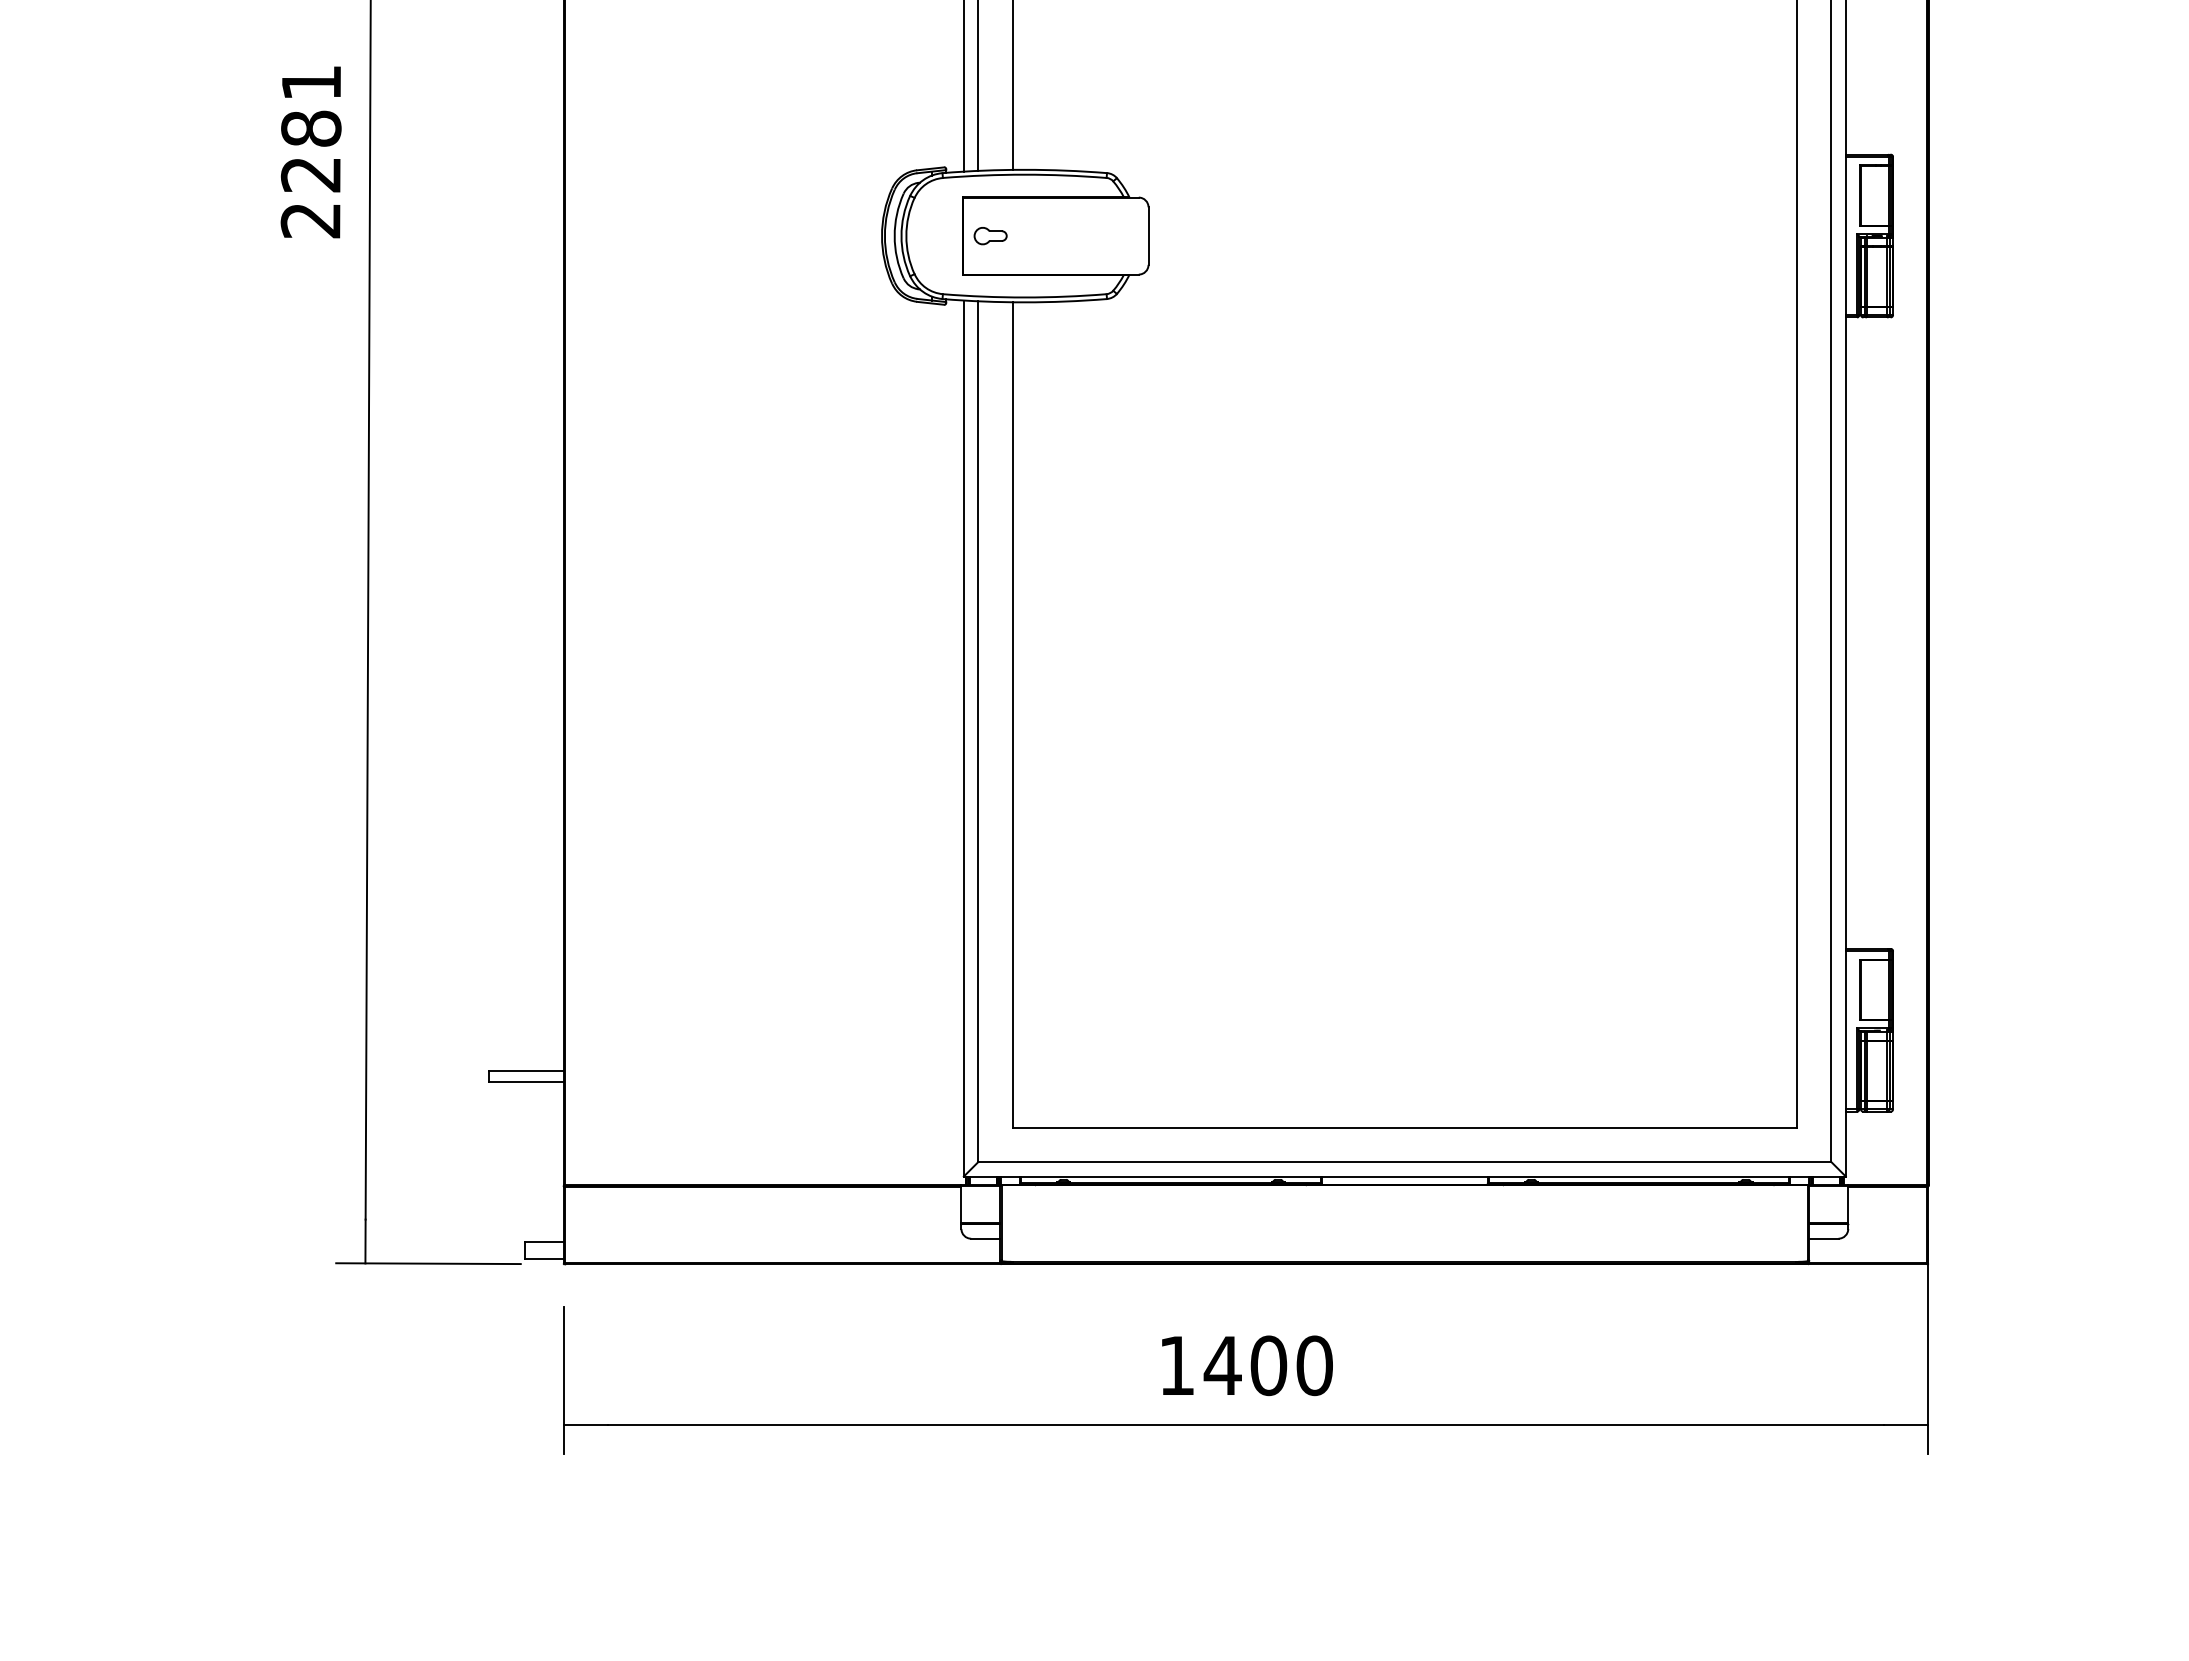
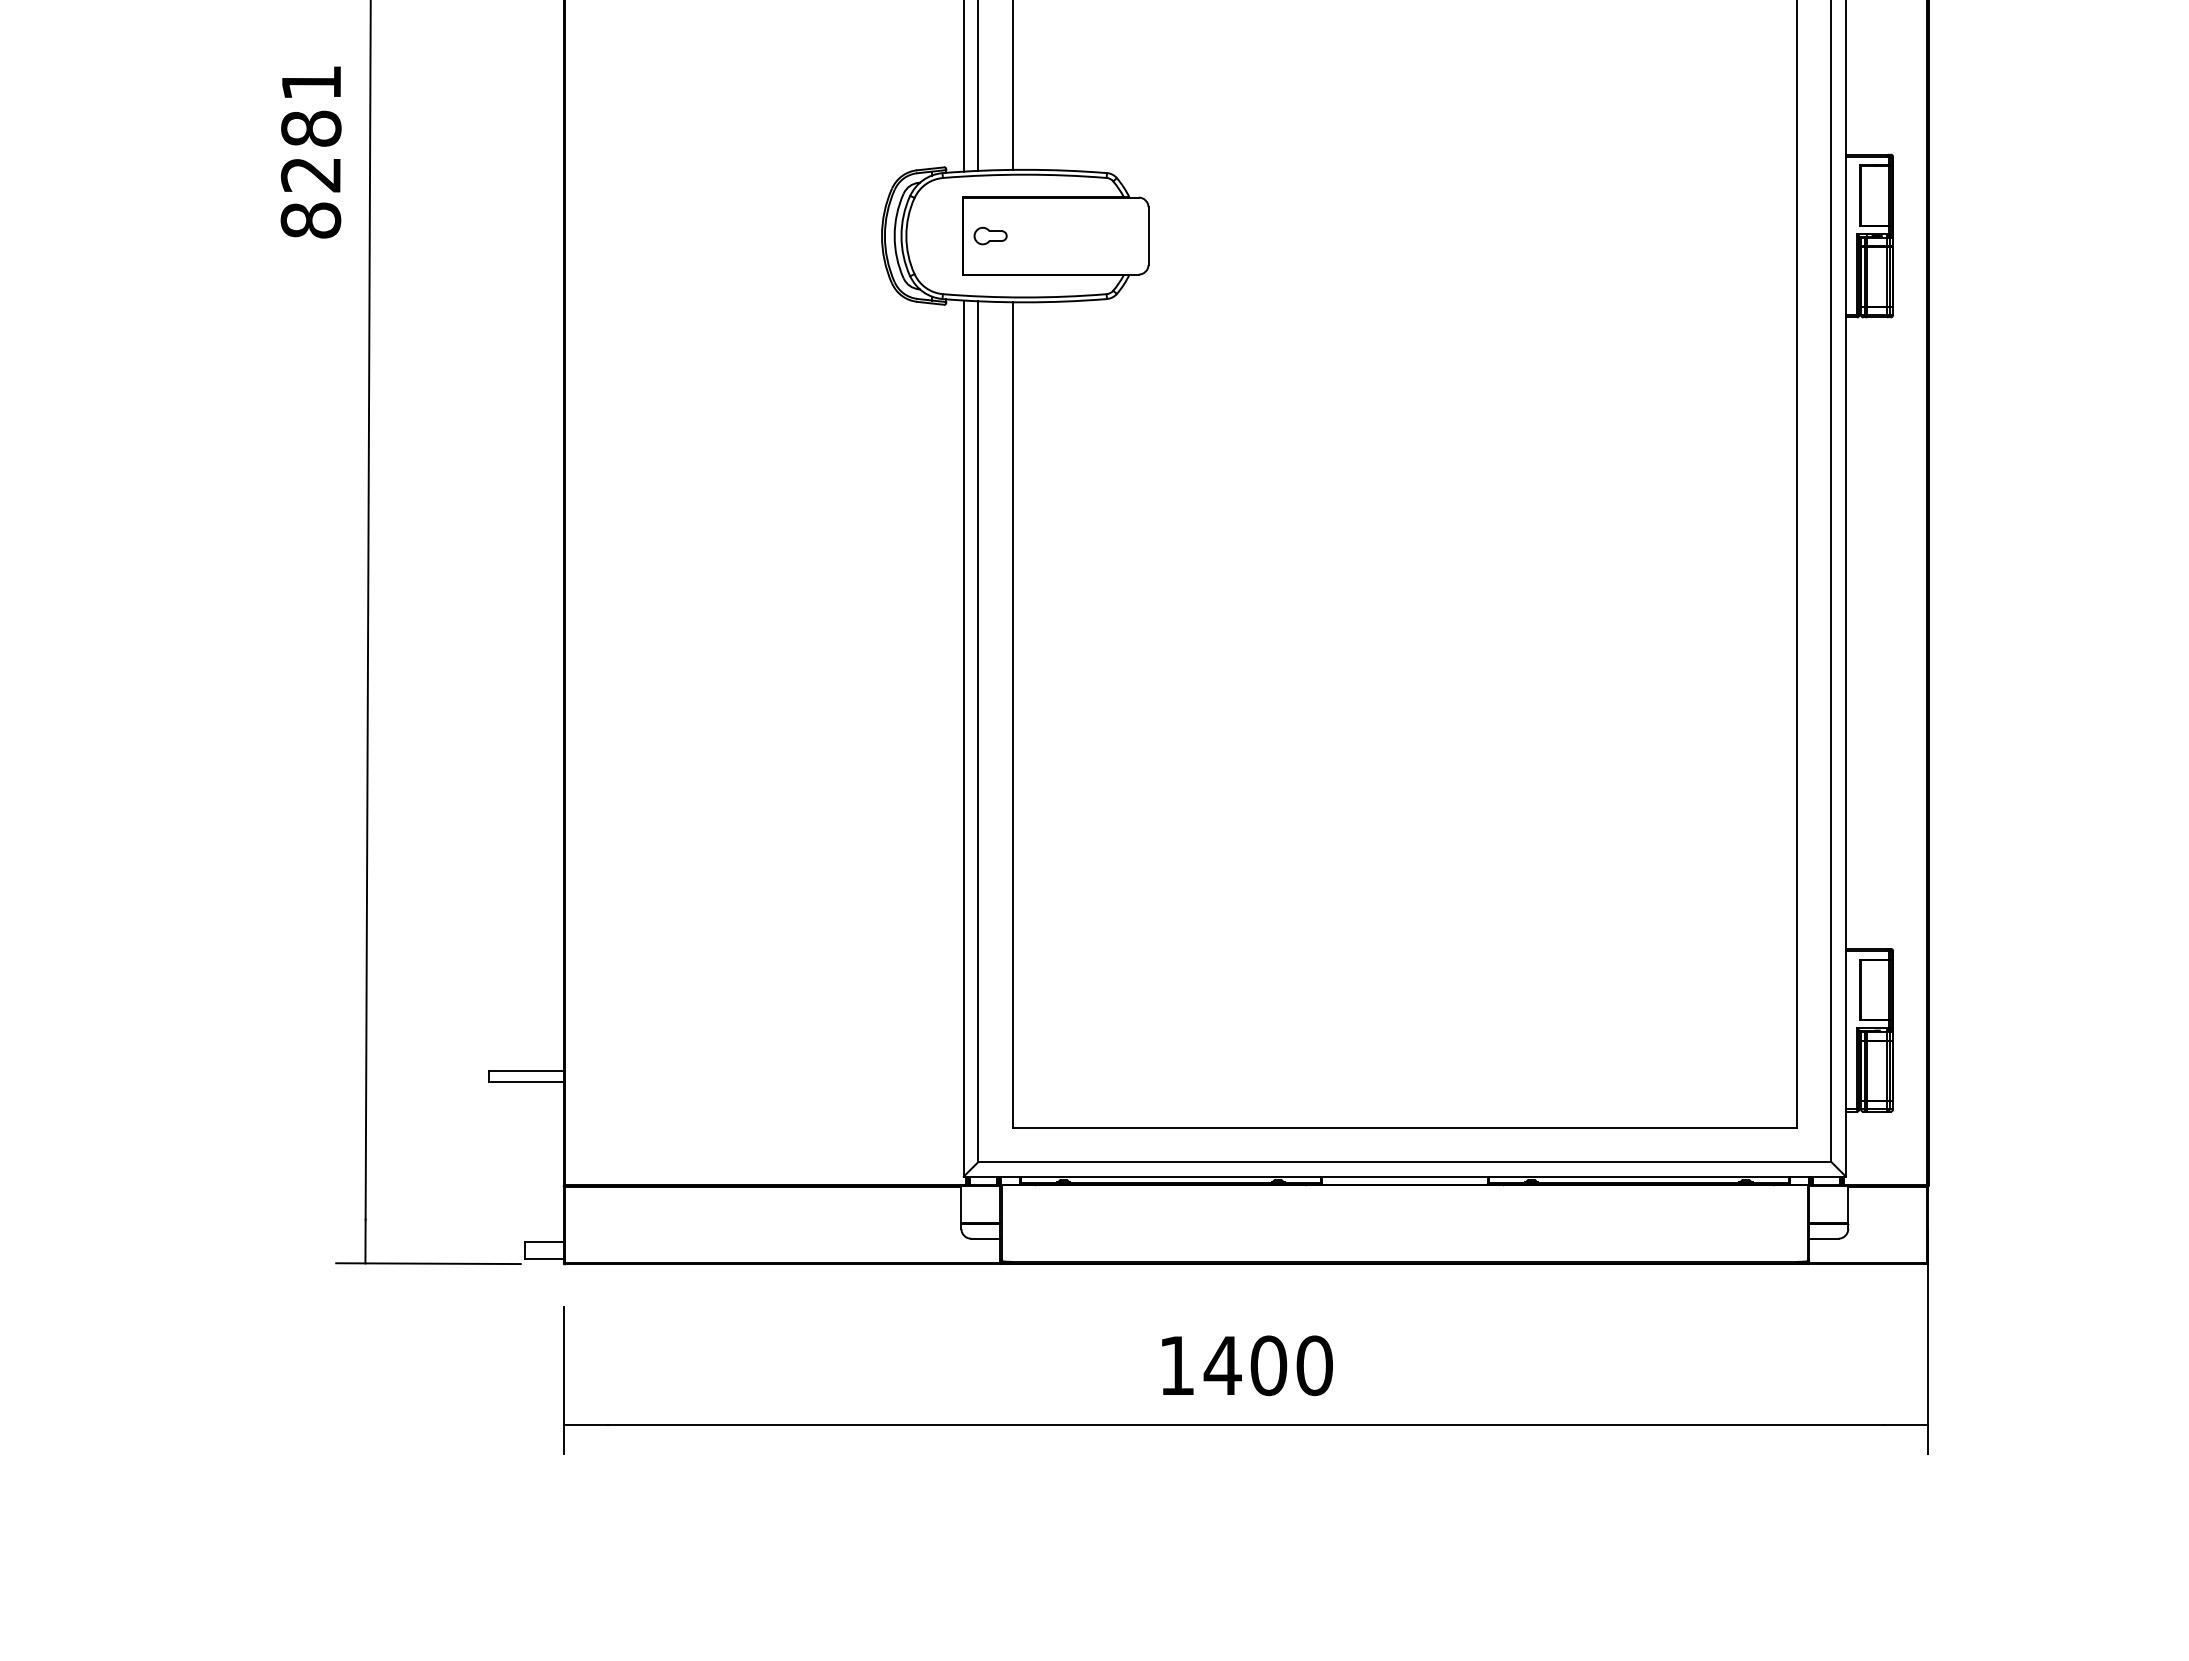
text: 2281 -> 8281 (310, 220)
